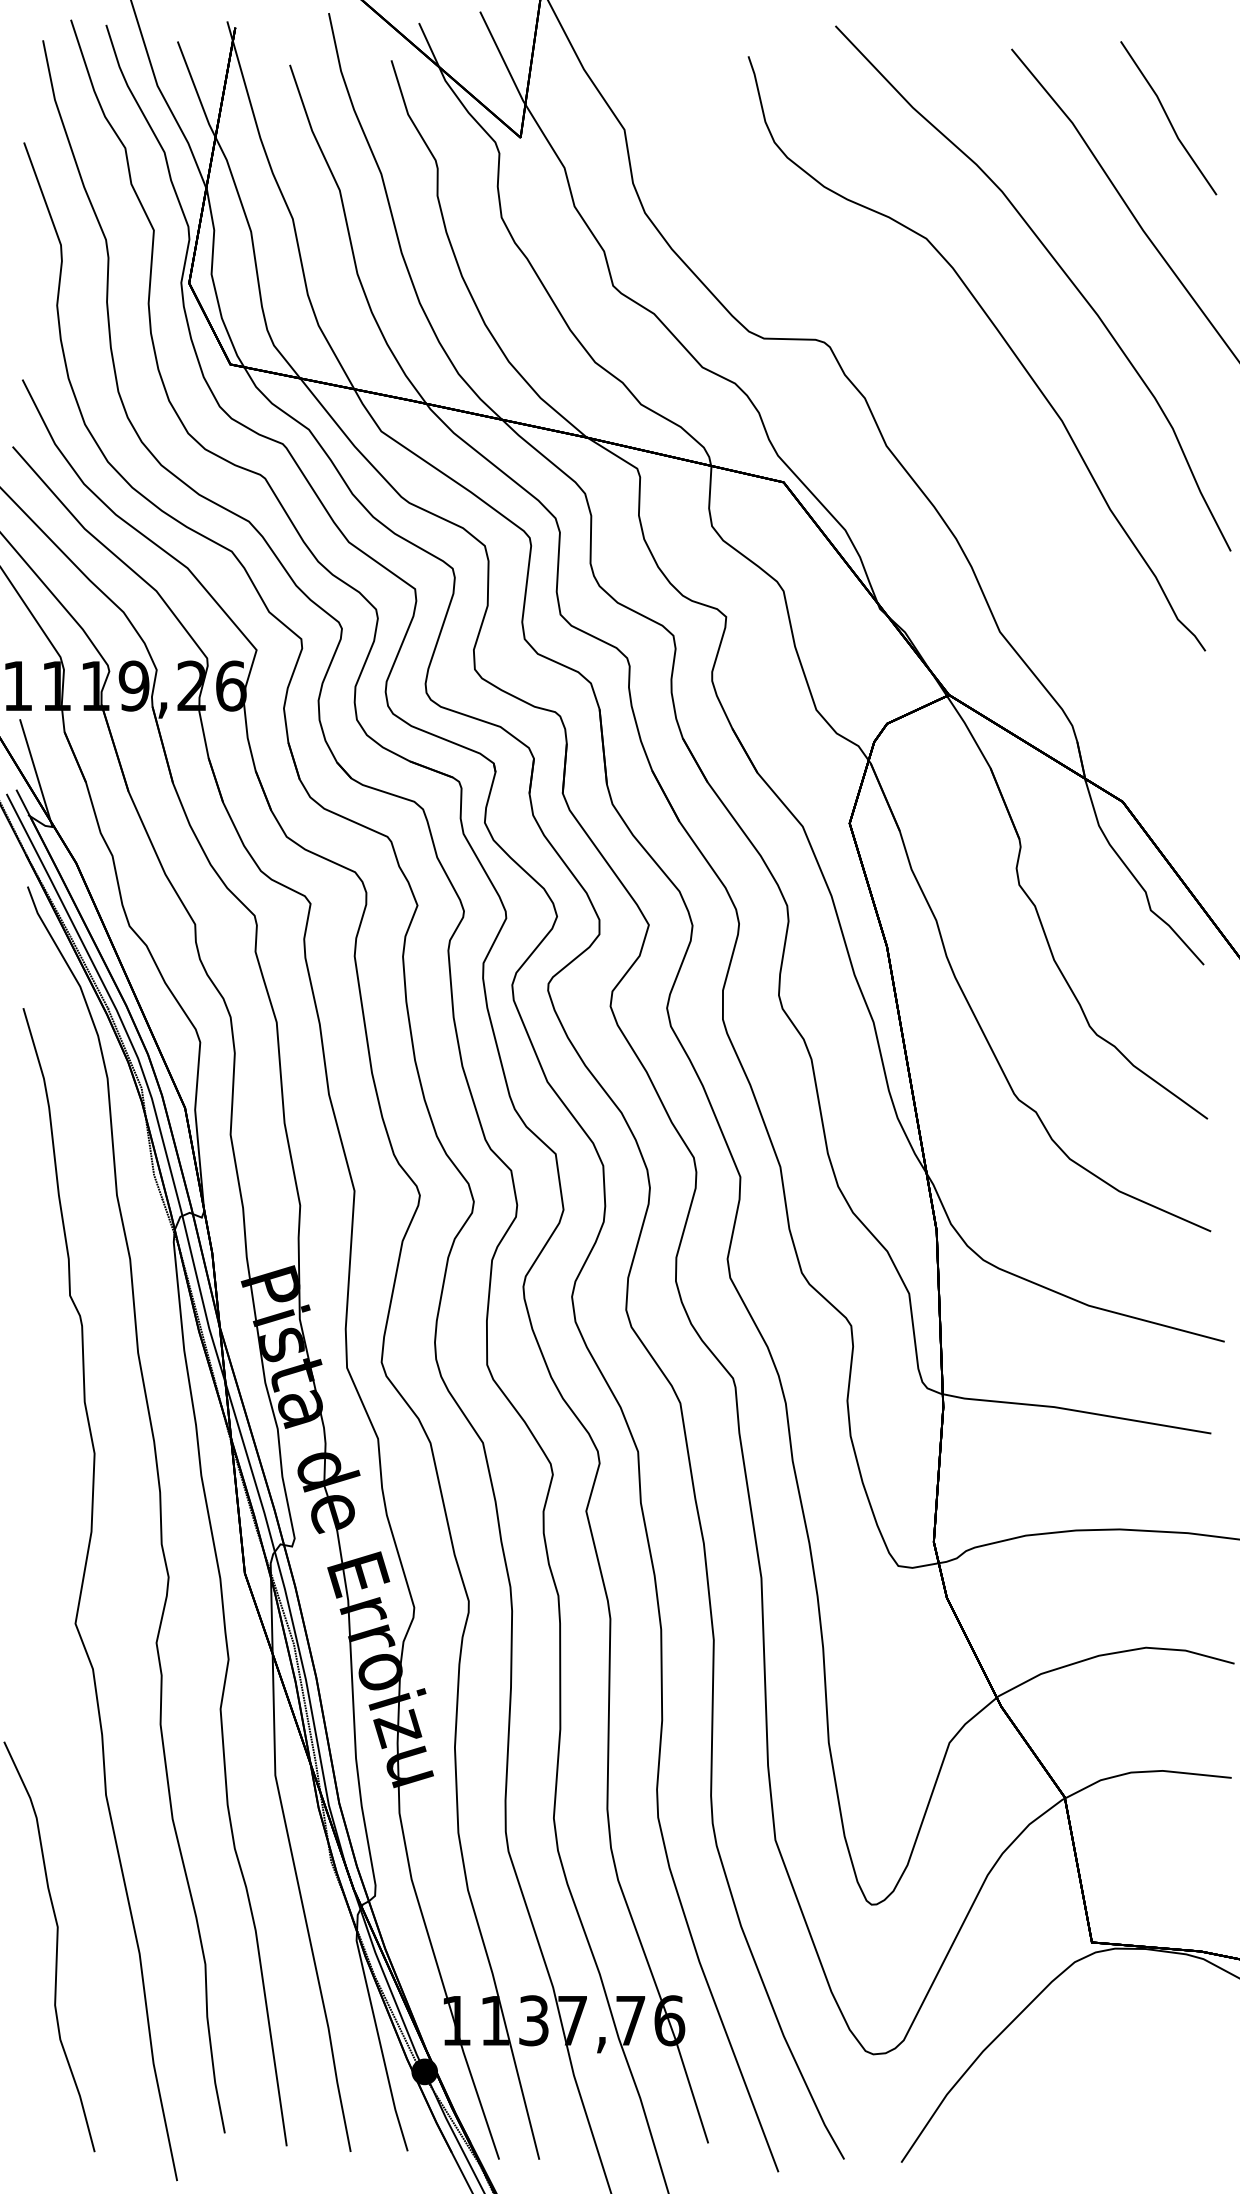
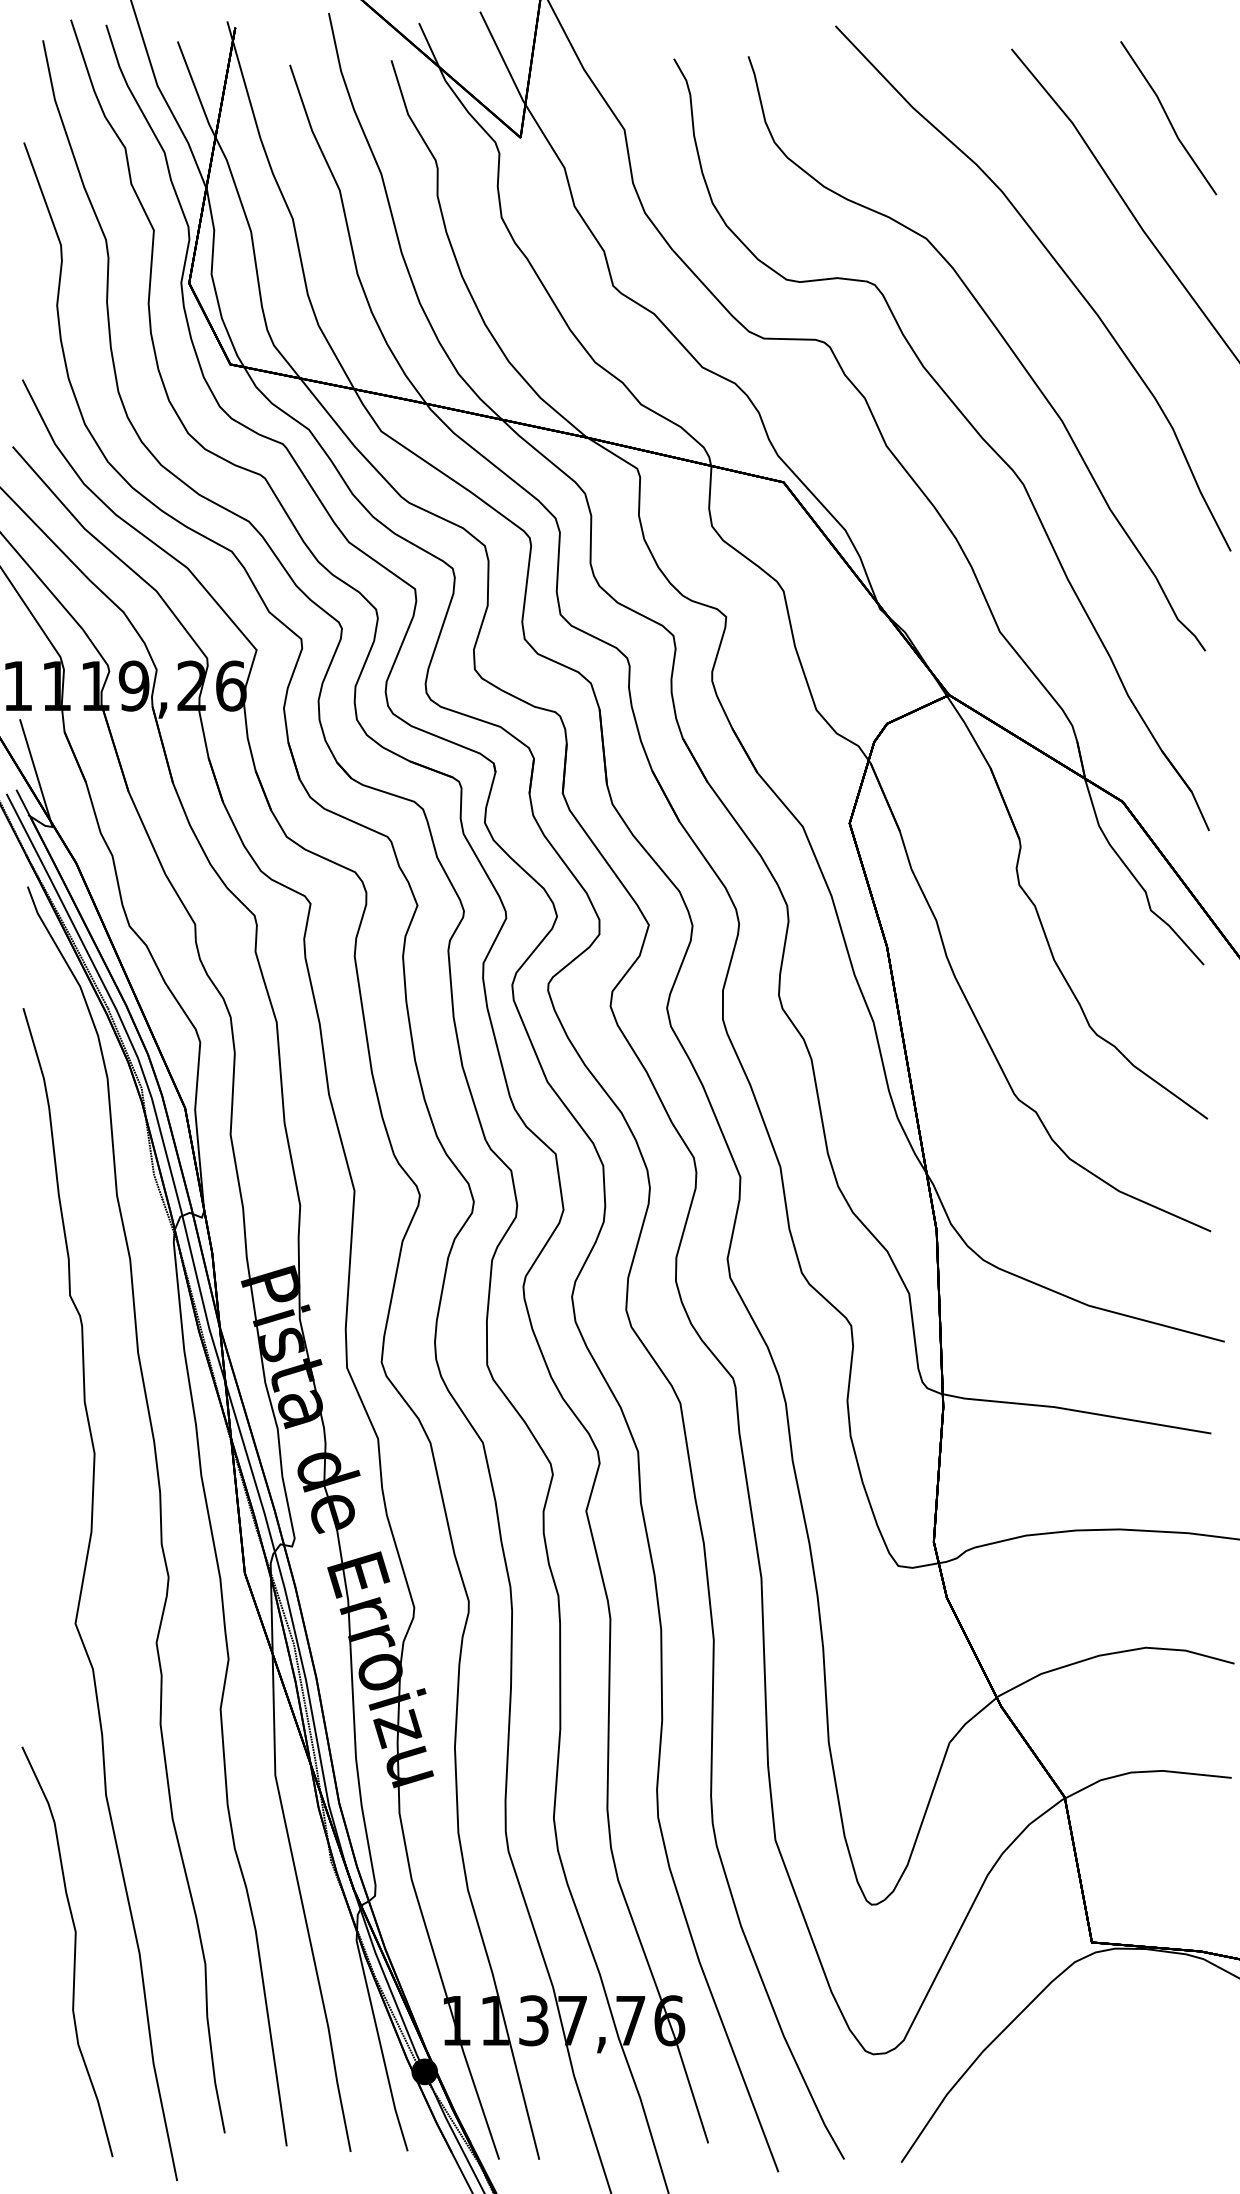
part: none -> present (969, 424)
part position: (56, 1946) -> (74, 1951) (74, 1951)
